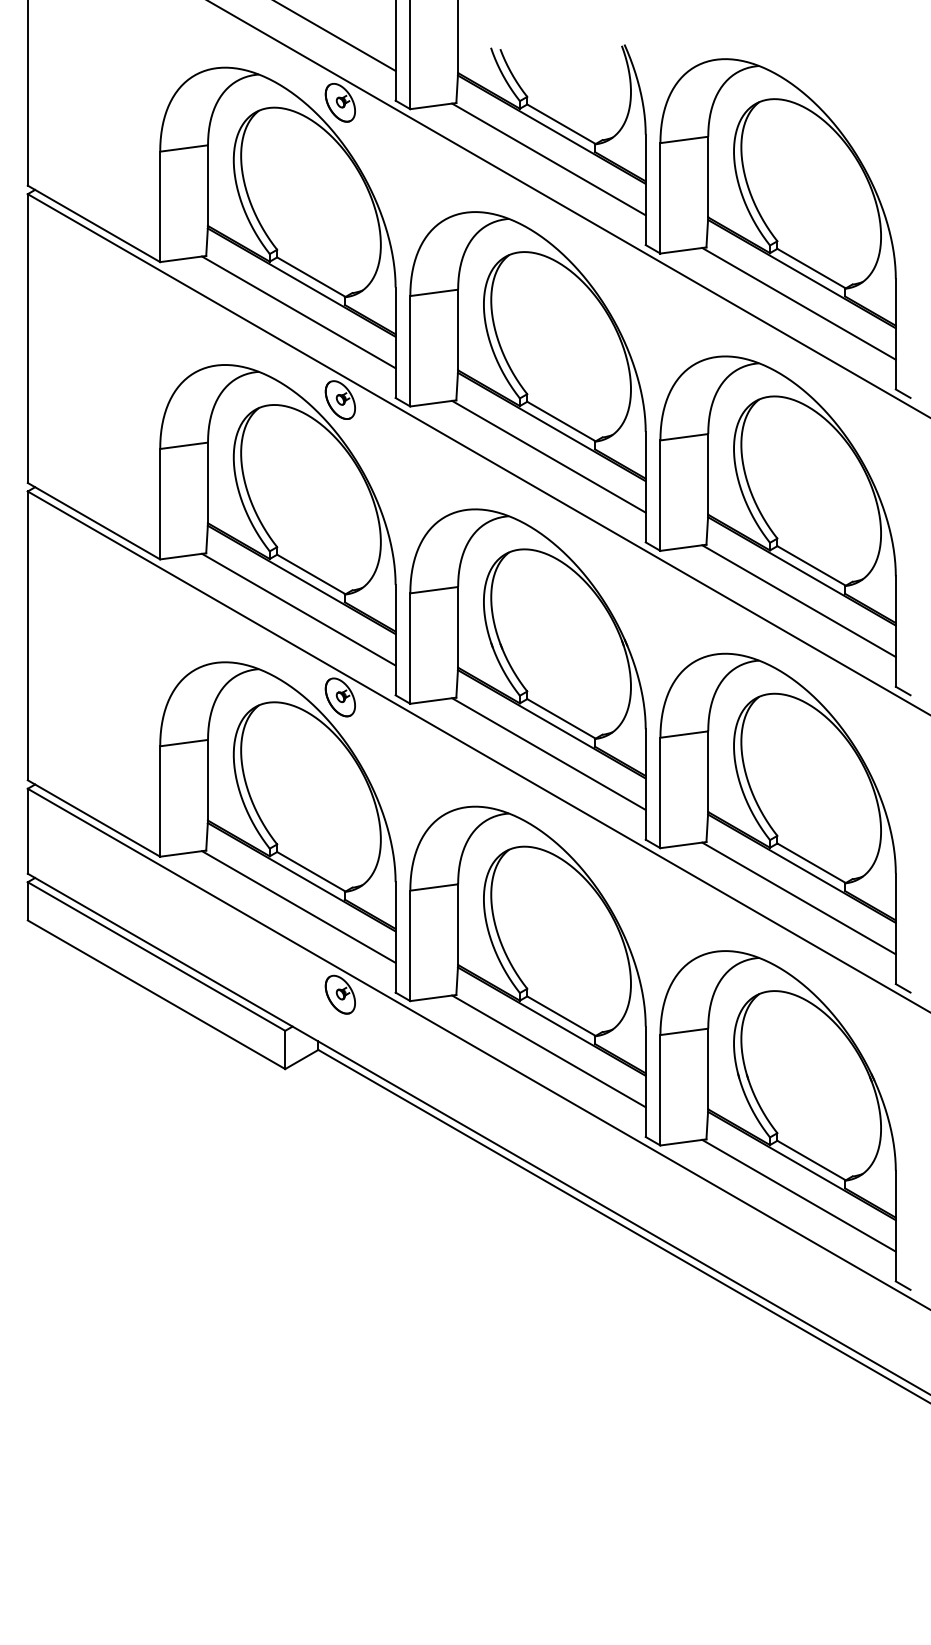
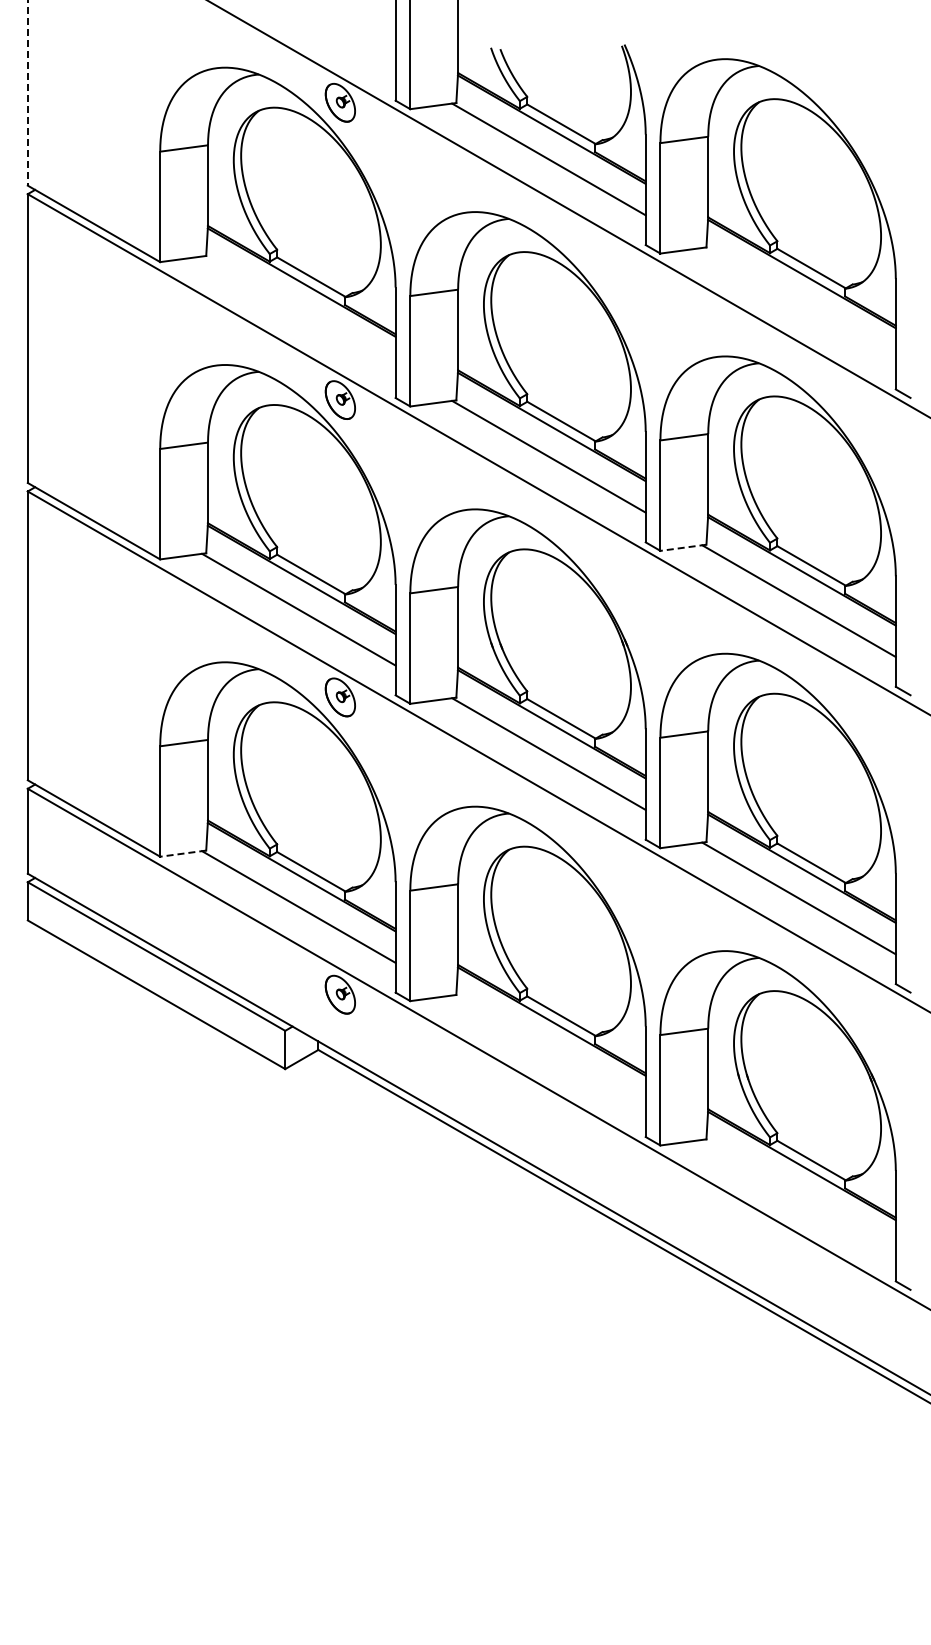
line: present -> none (335, 36)
line: solid -> dashed (27, 93)
line: present -> none (798, 303)
line: present -> none (298, 312)
line: solid -> dashed (682, 547)
line: solid -> dashed (182, 853)
line: present -> none (548, 1051)
line: present -> none (798, 1195)
